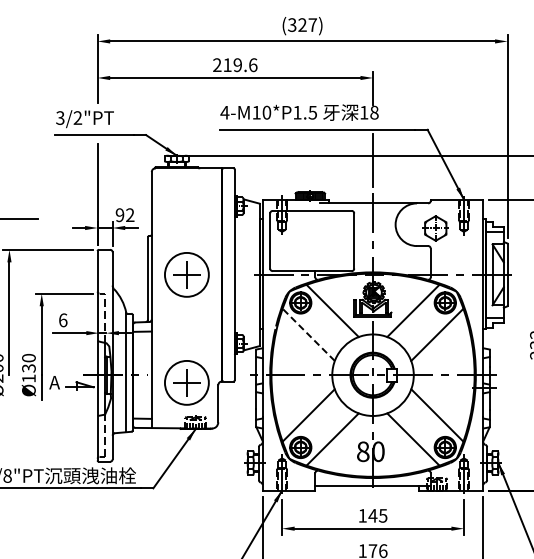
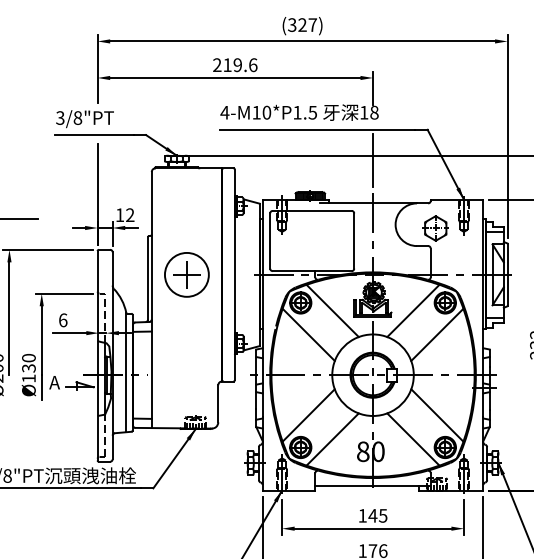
text: 3/2"PT -> 3/8"PT (77, 117)
text: 92 -> 12 (119, 215)
line: dashed -> solid (308, 334)
part: present -> none (186, 382)
